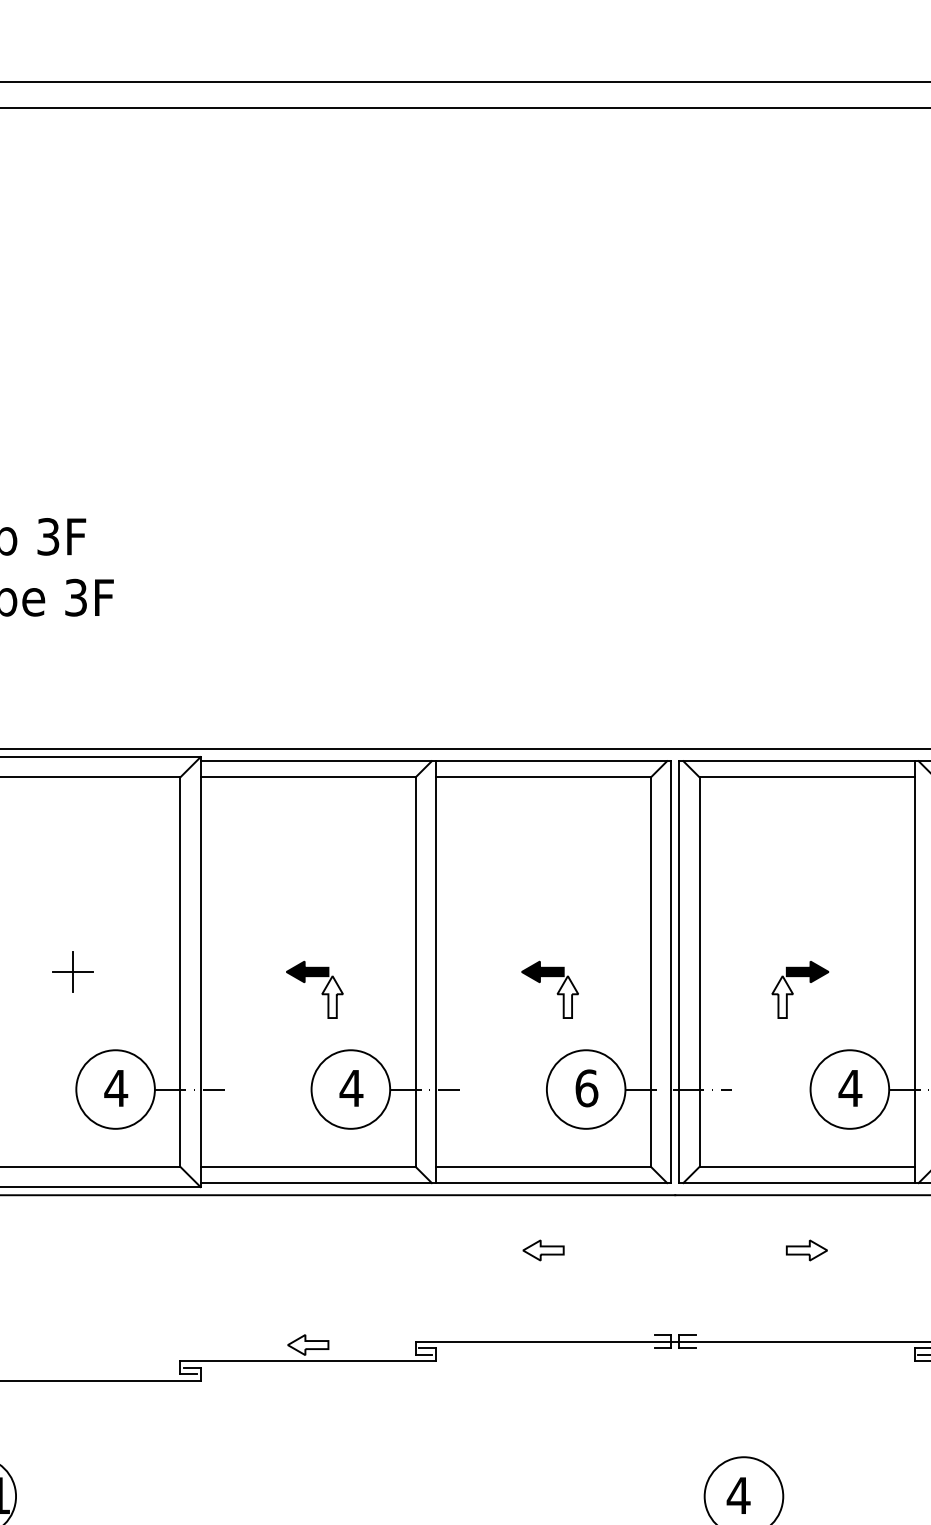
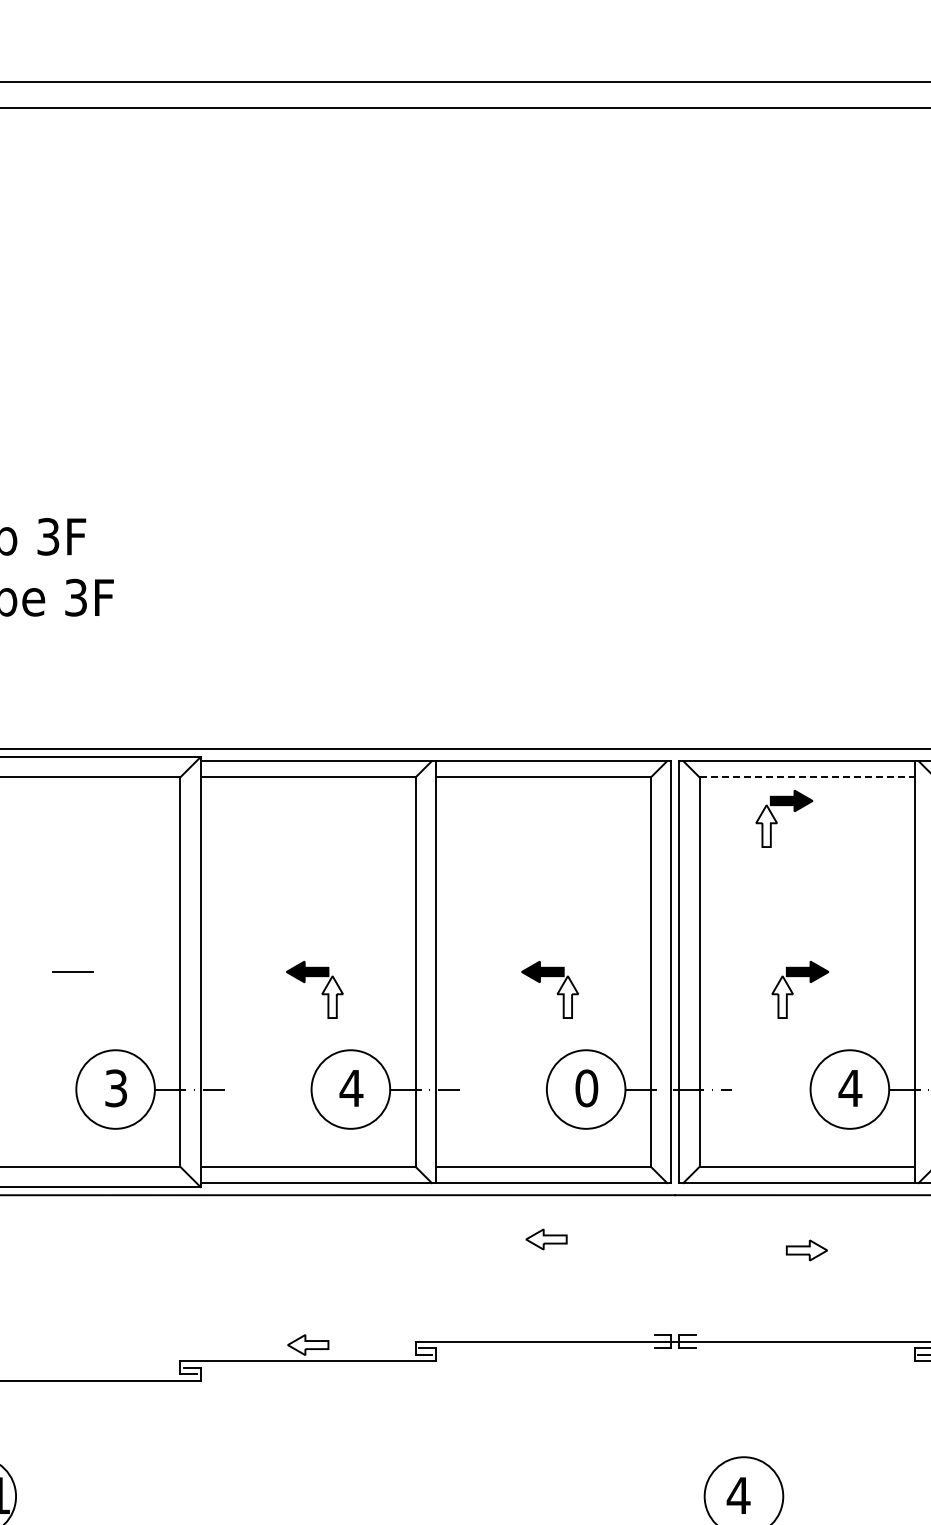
line: solid -> dashed (807, 777)
part: none -> present (777, 821)
line: present -> none (72, 971)
text: 4 -> 3 (116, 1088)
text: 6 -> 0 (586, 1088)
part position: (543, 1250) -> (546, 1239) (546, 1239)
